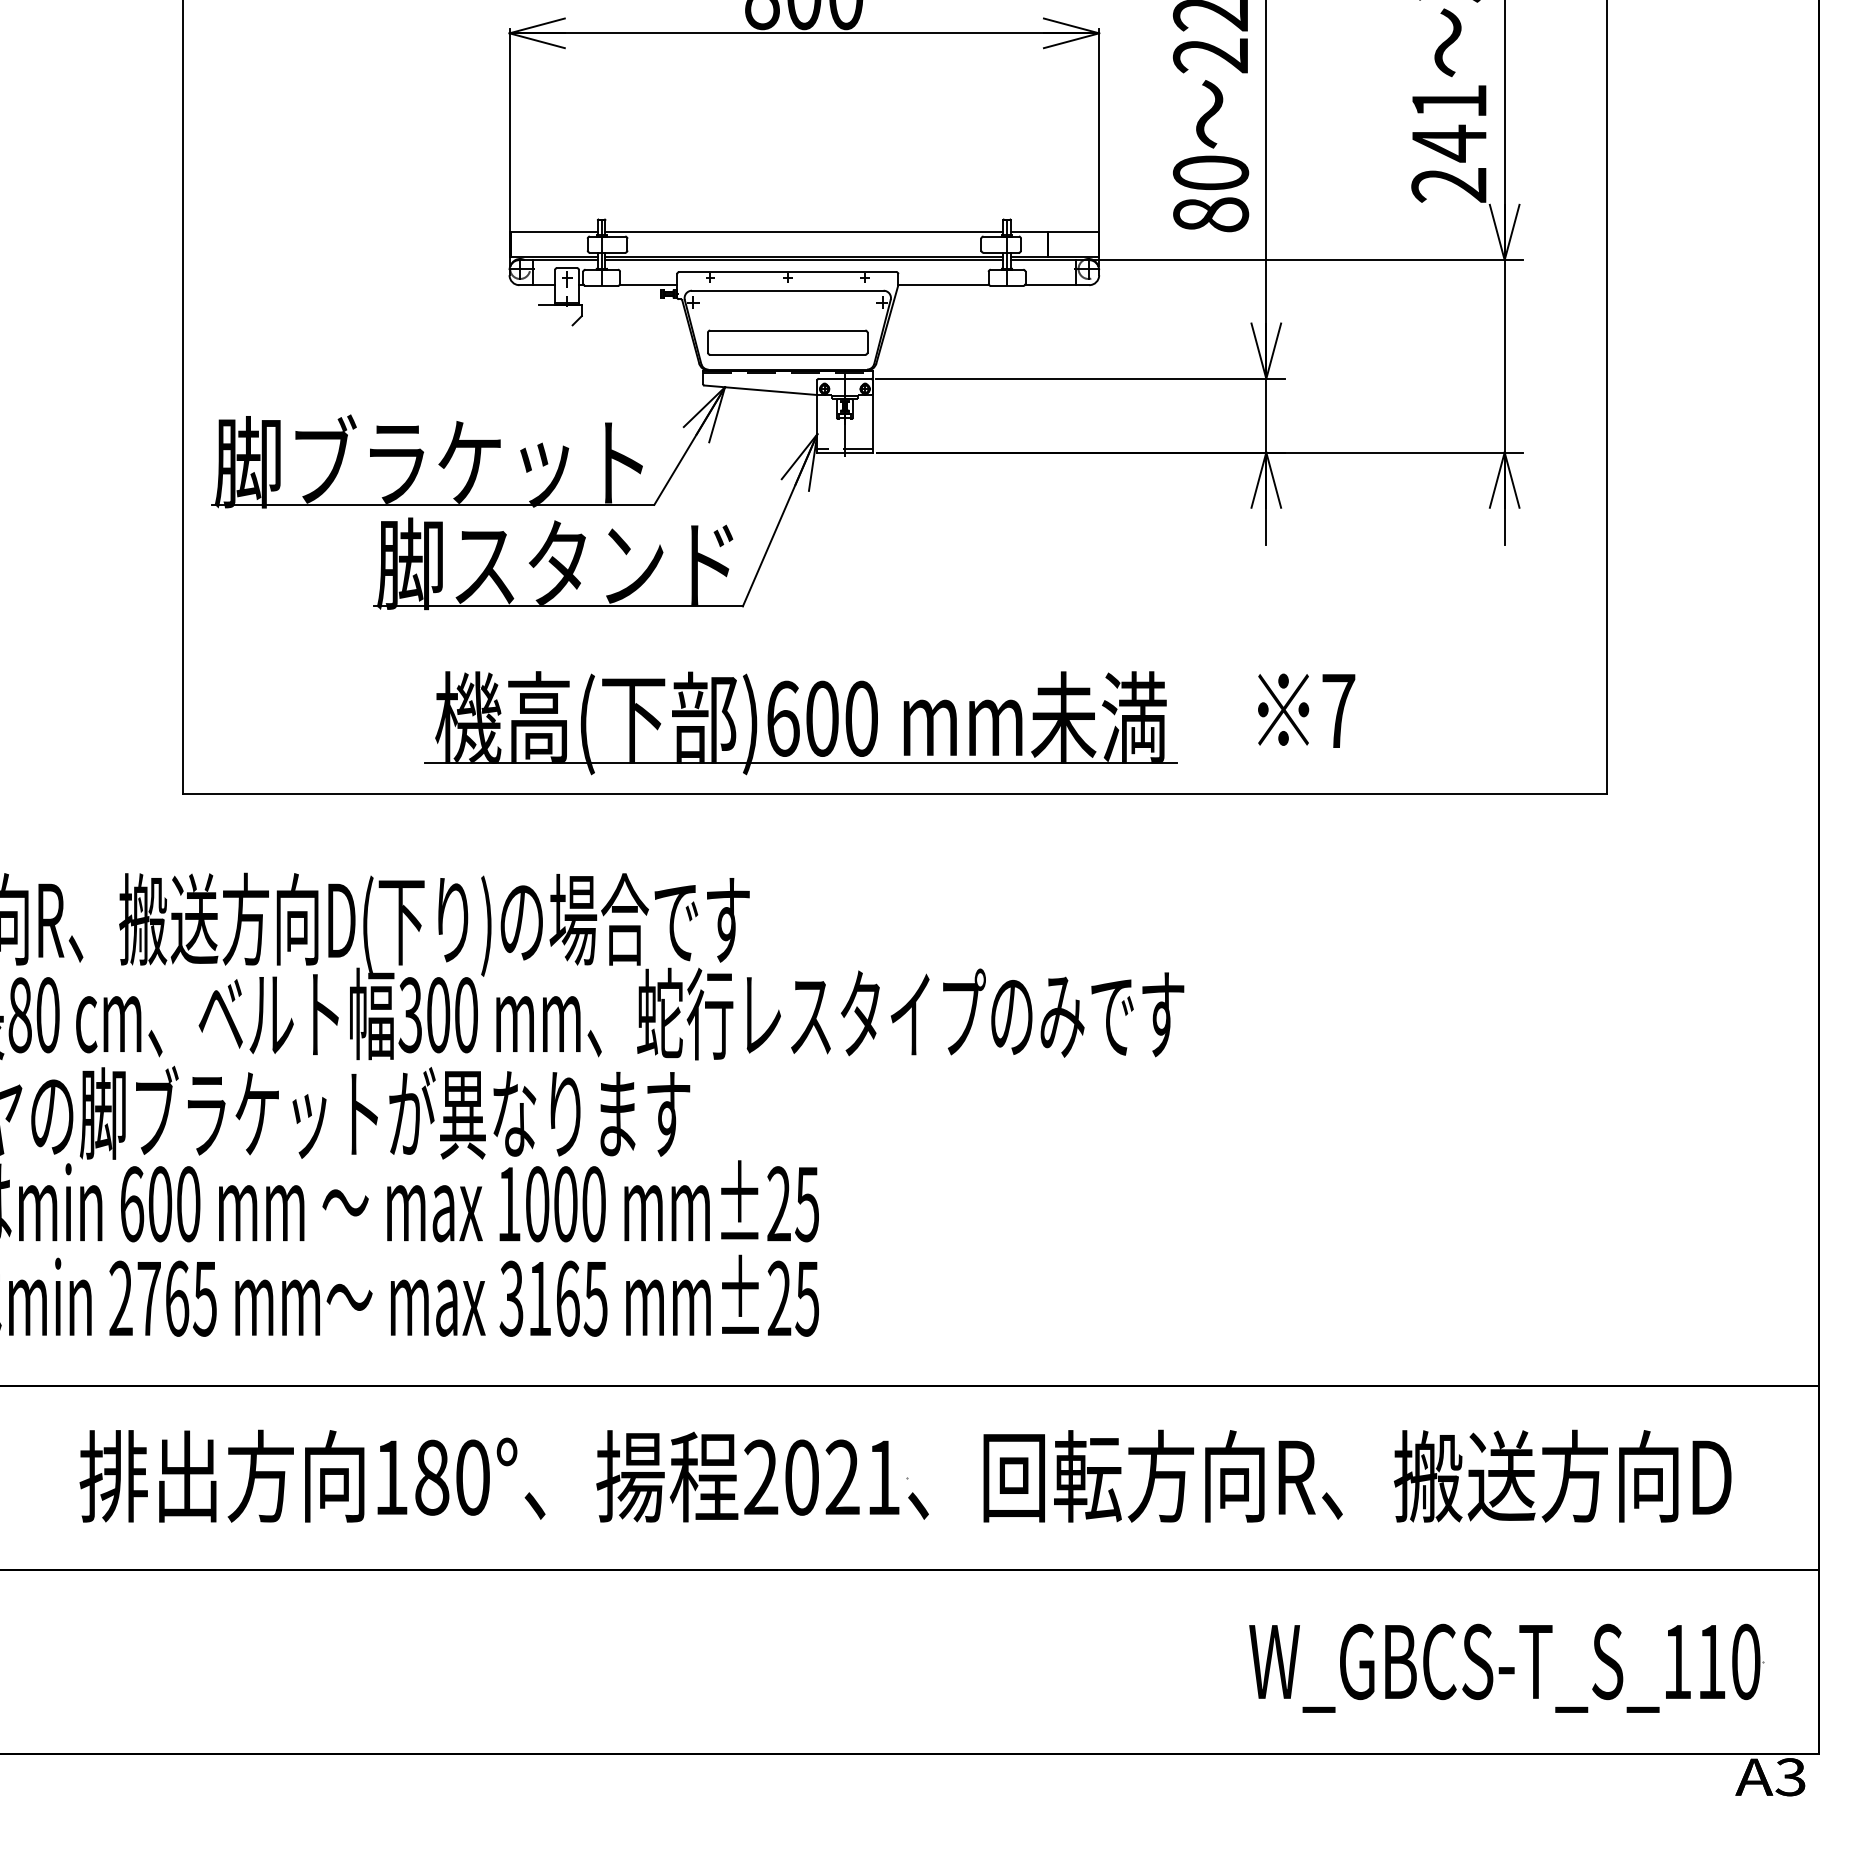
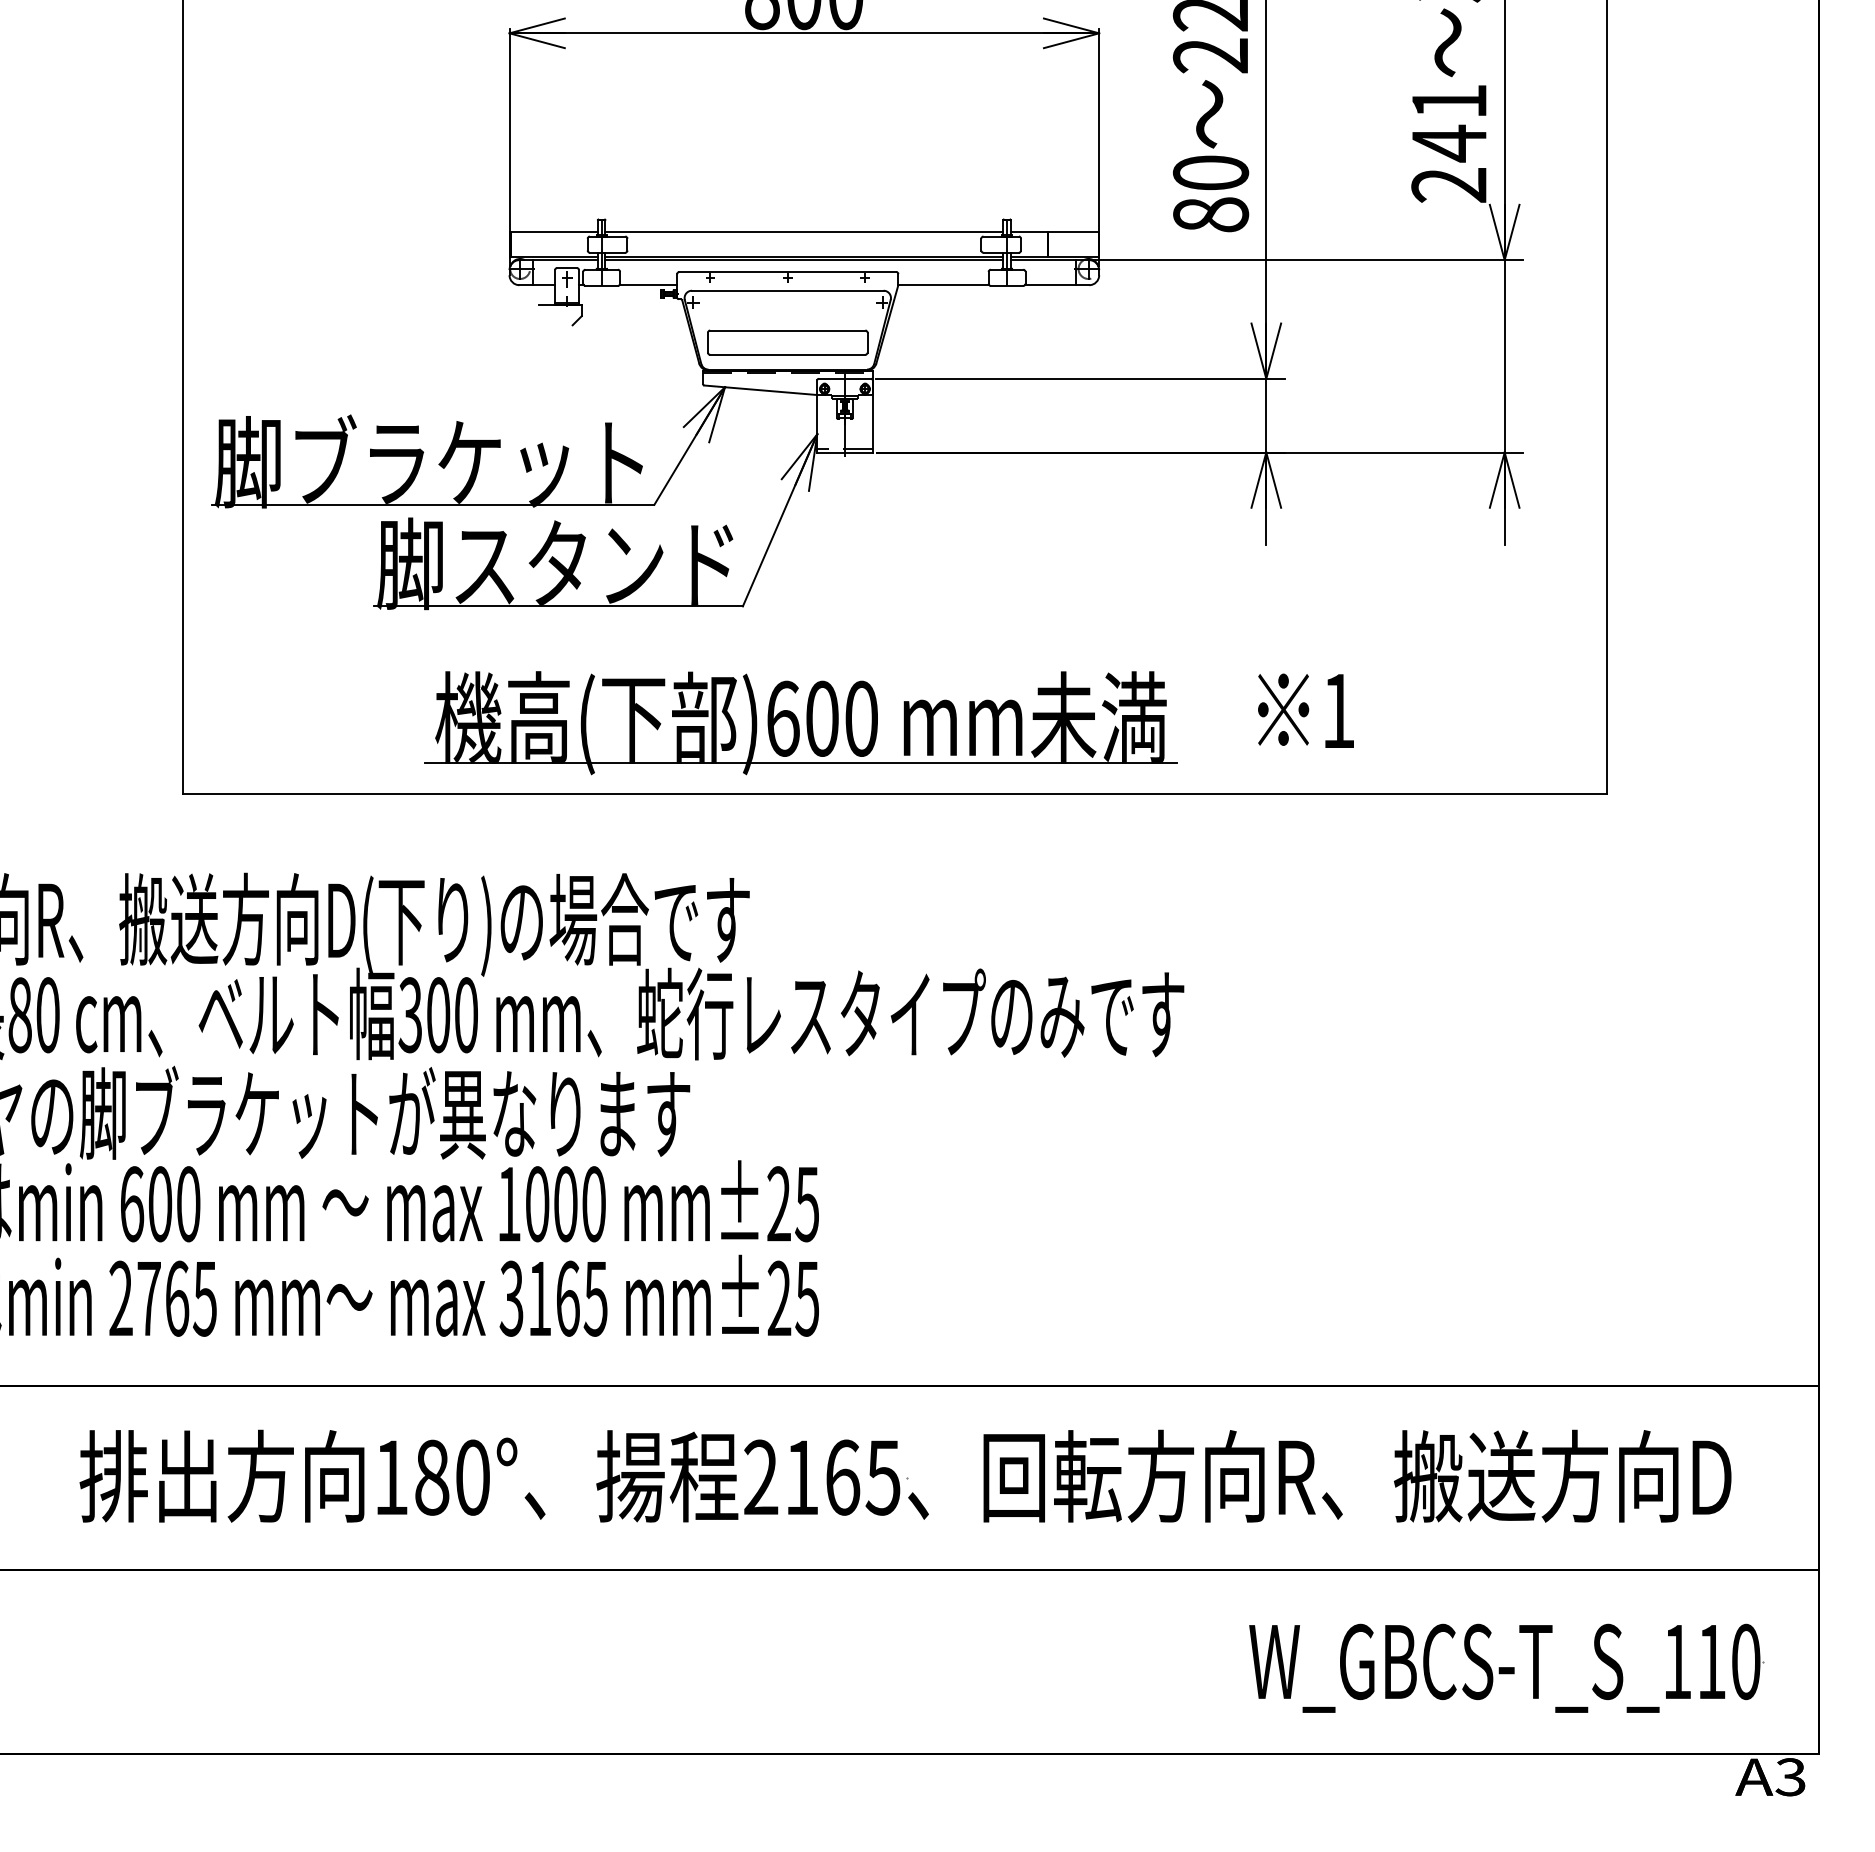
text: 7 -> 1 (1338, 710)
text: 2021 -> 2165 (842, 1477)
